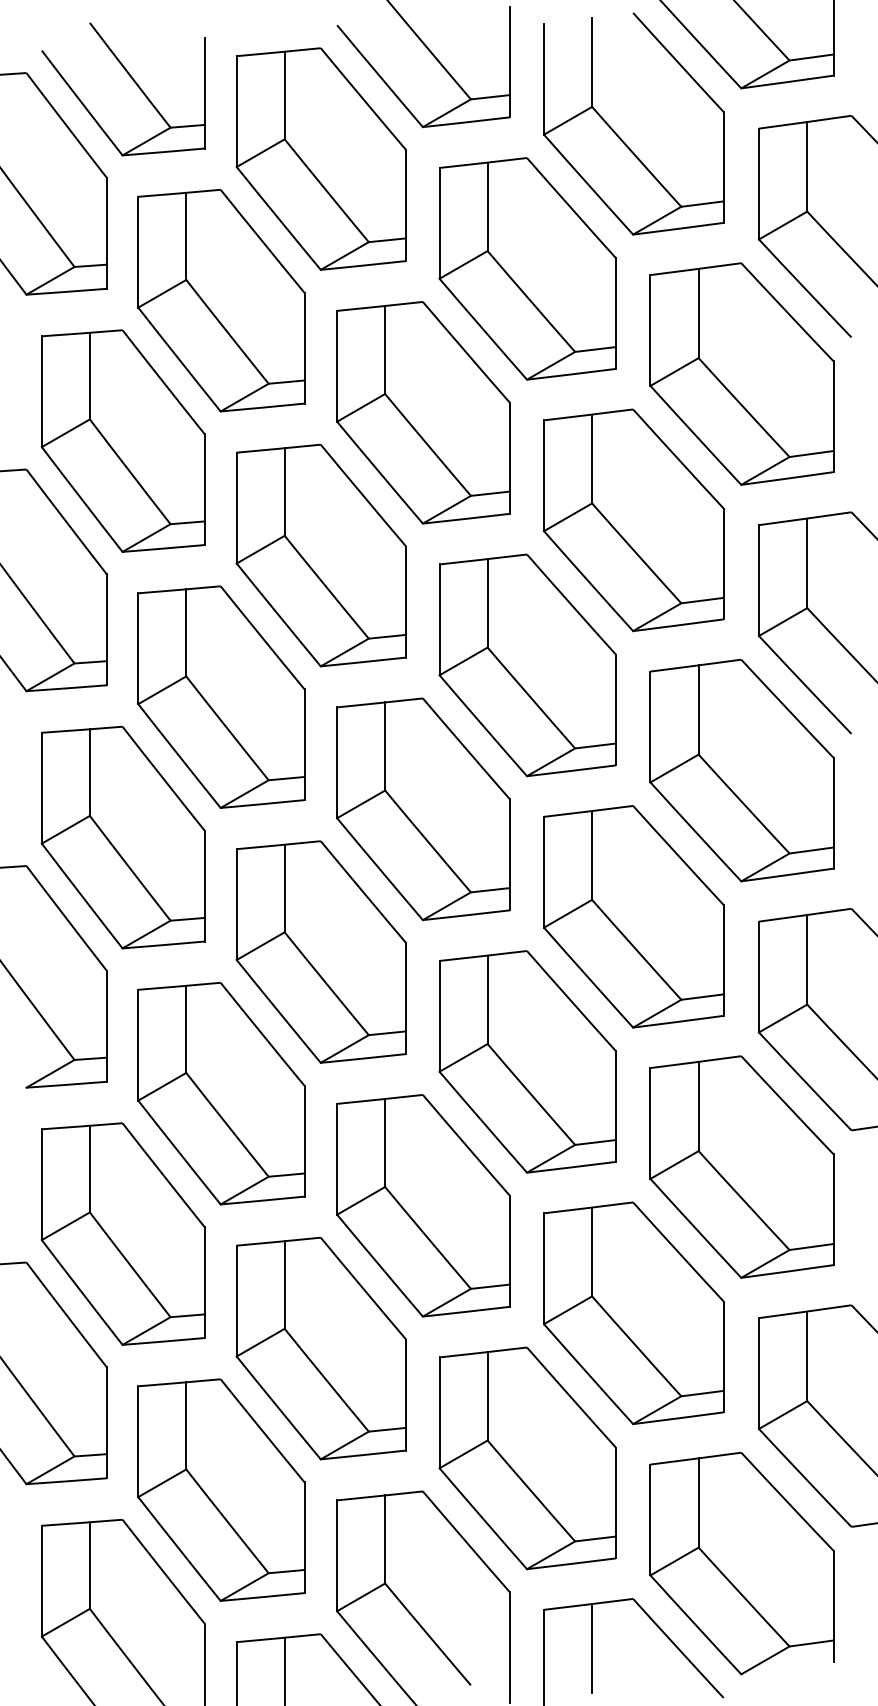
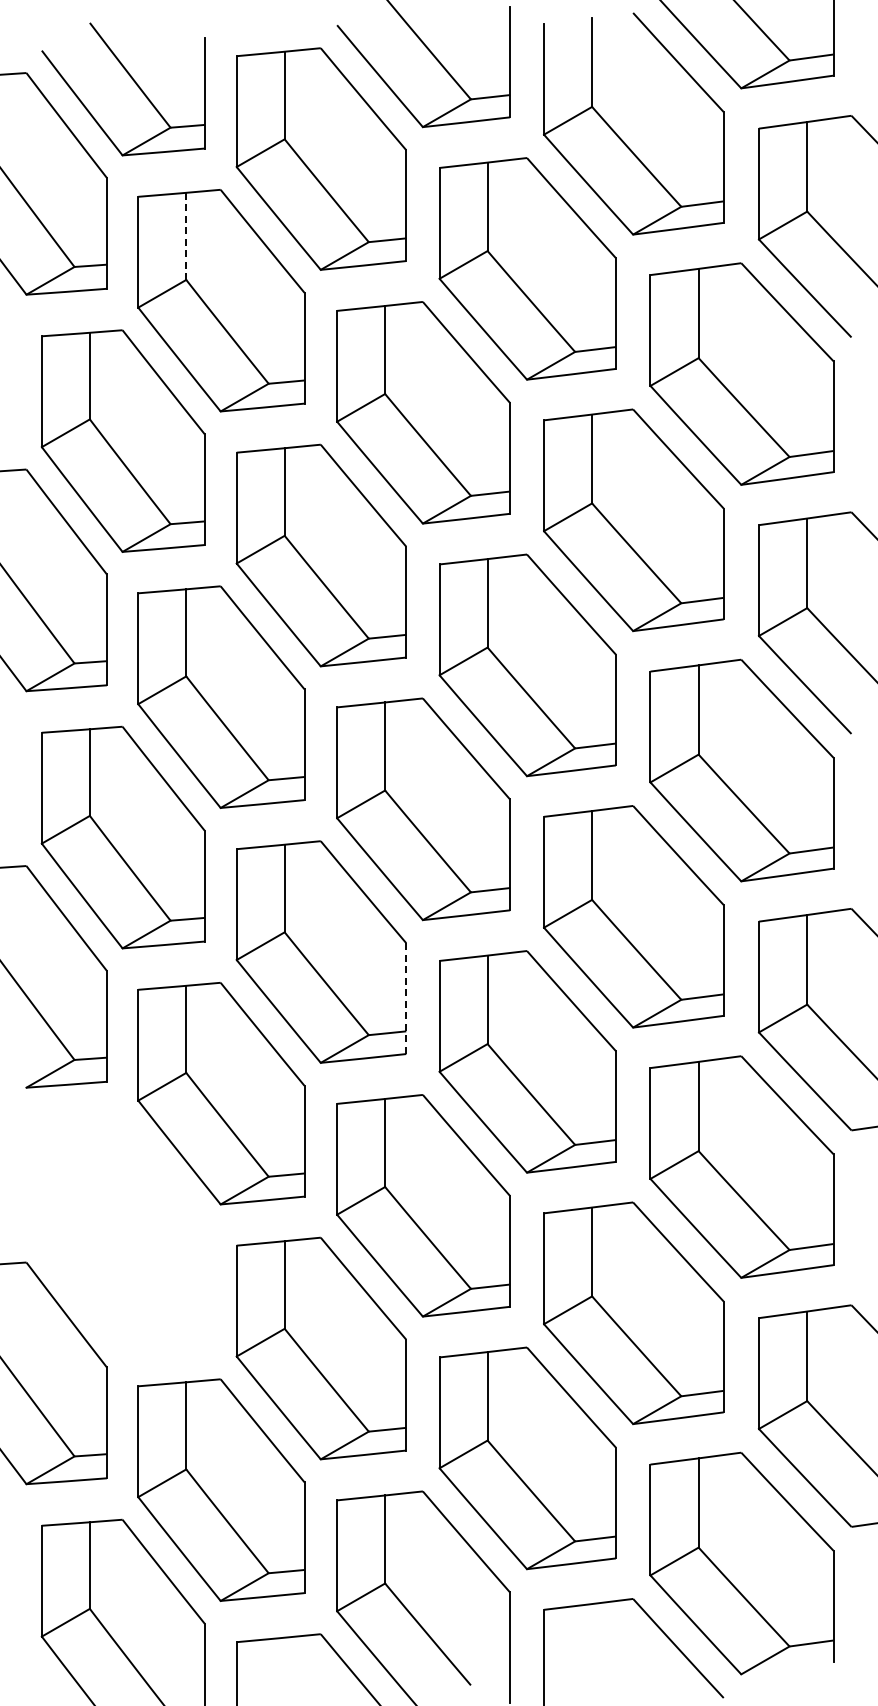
line: solid -> dashed (186, 236)
line: solid -> dashed (406, 999)
part: present -> none (122, 1233)
line: present -> none (592, 1648)
line: present -> none (284, 1669)
